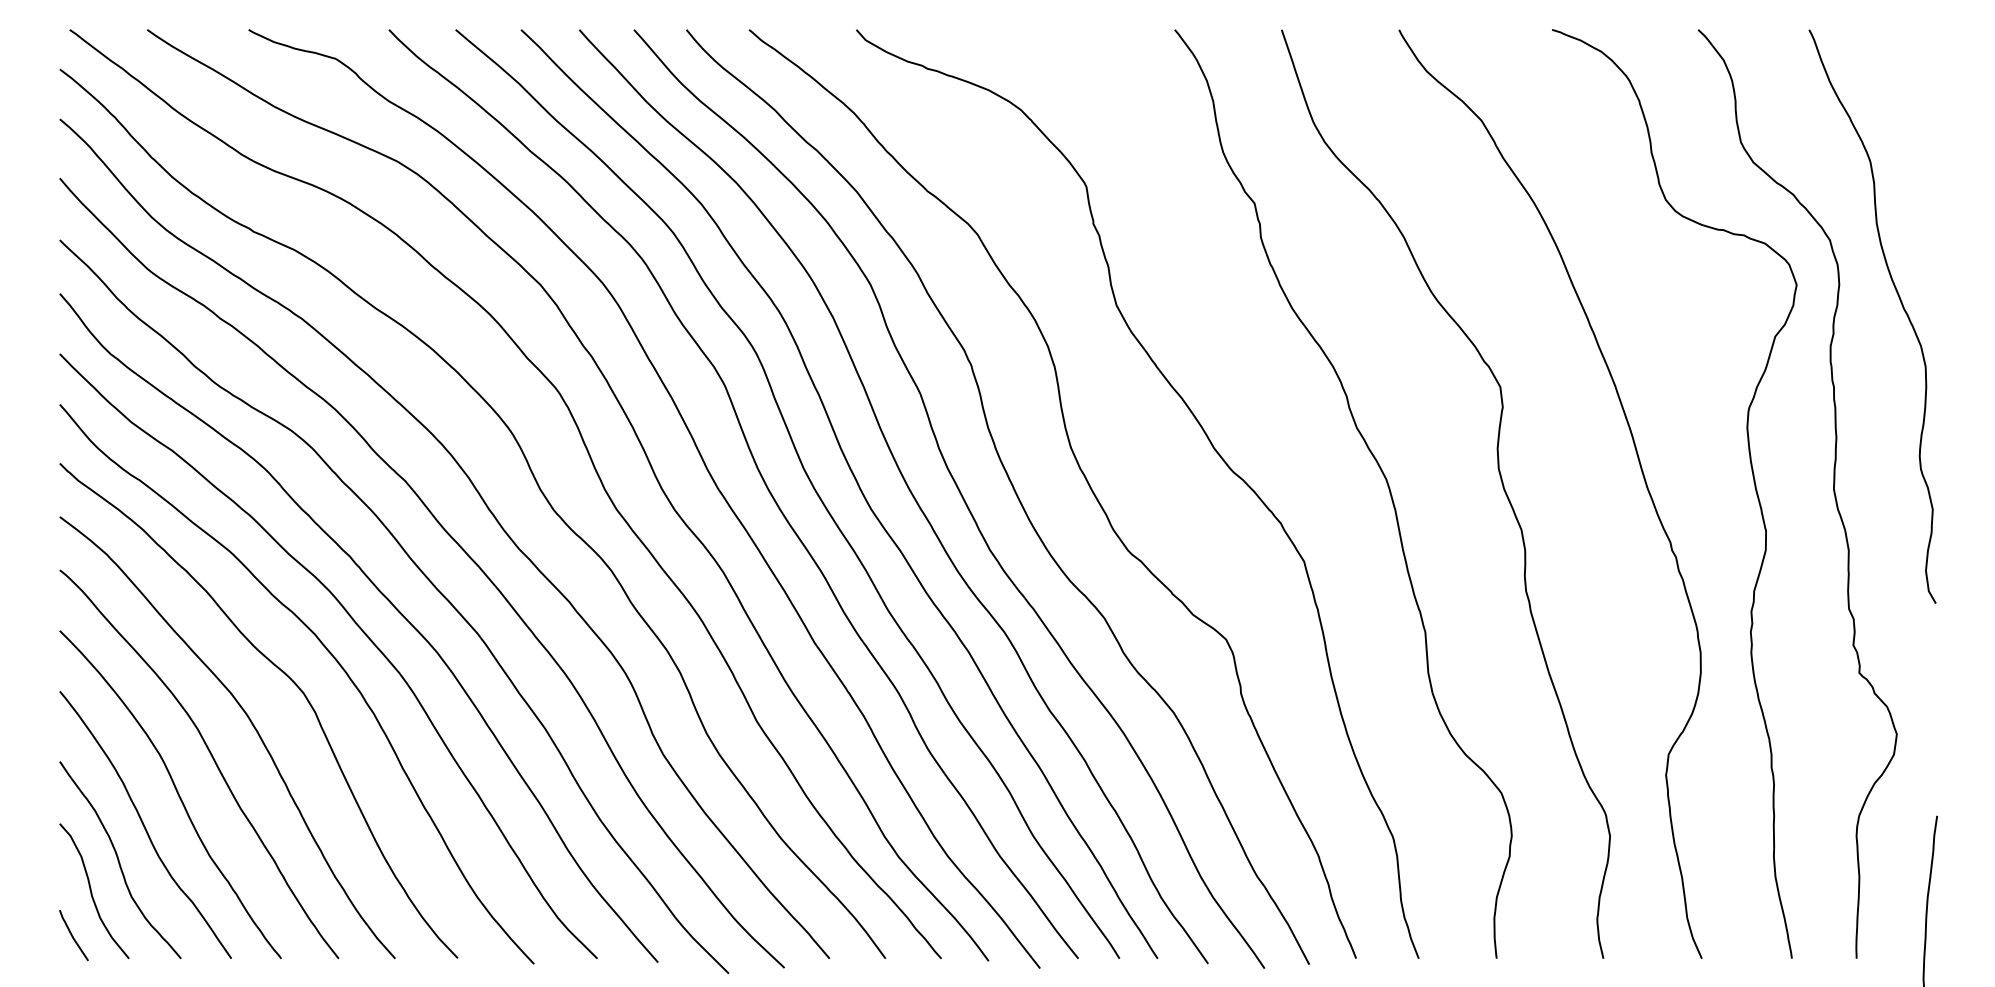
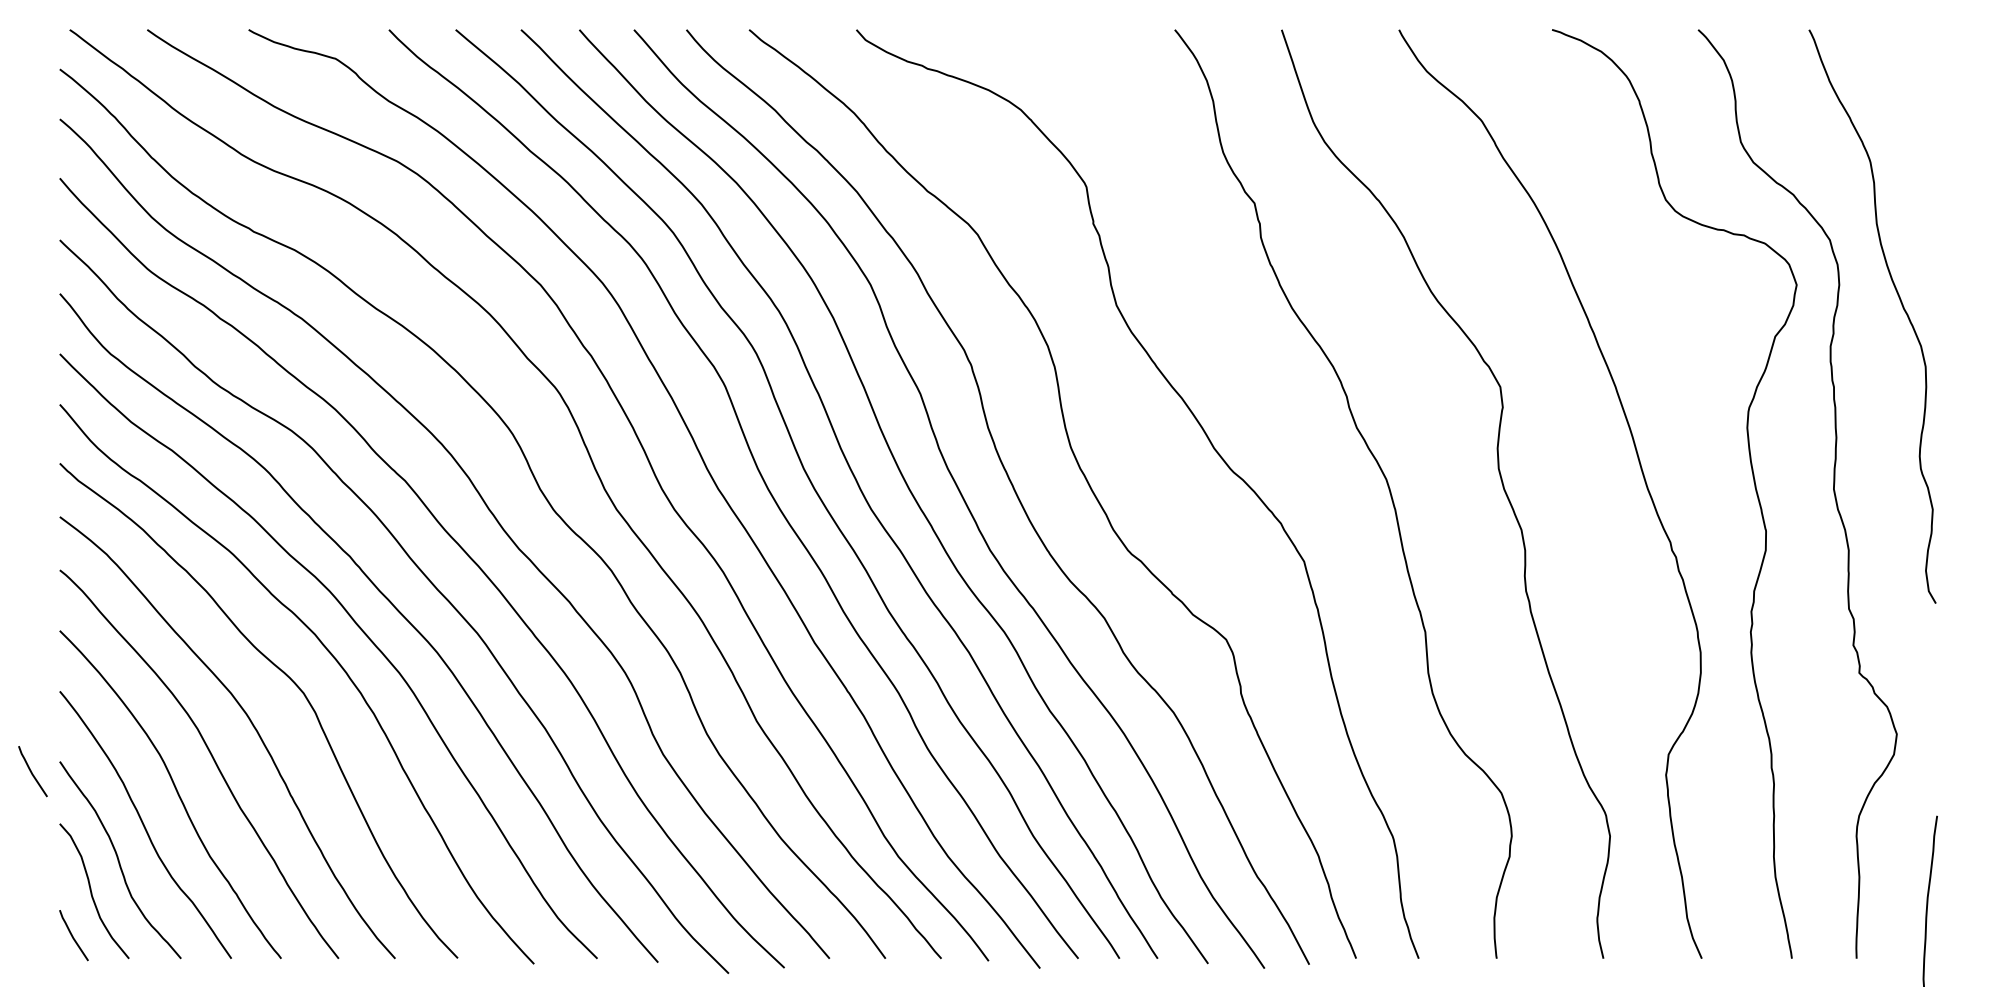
curve: none -> present (31, 771)
